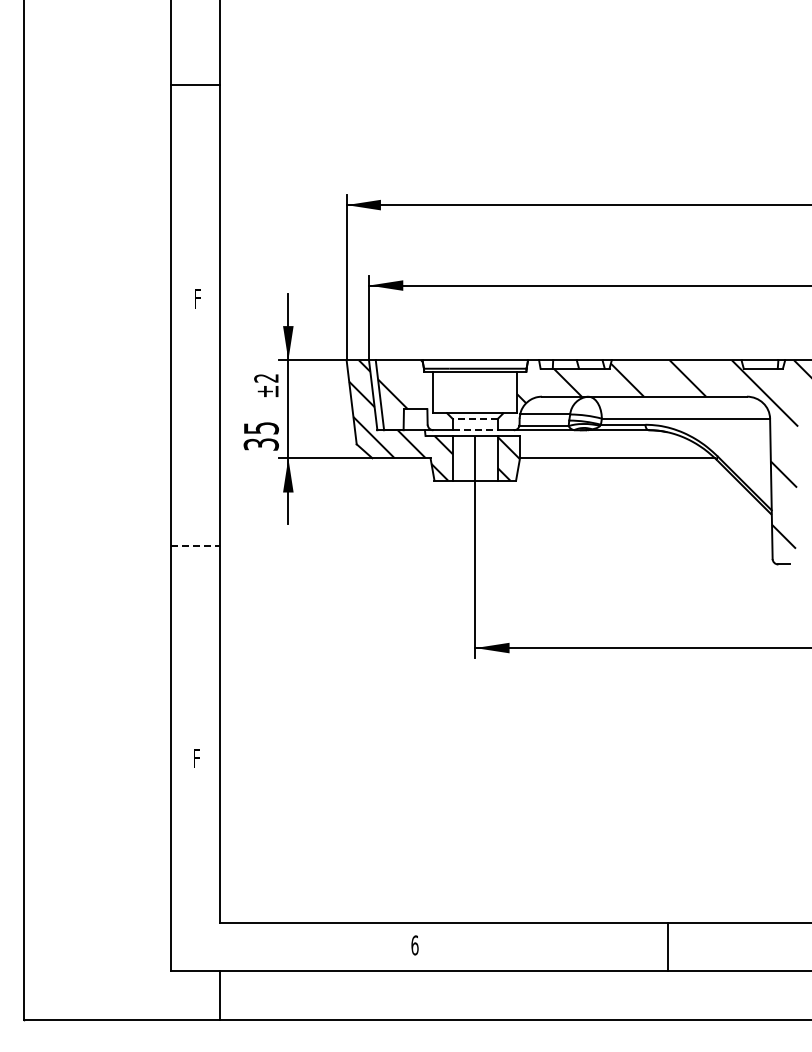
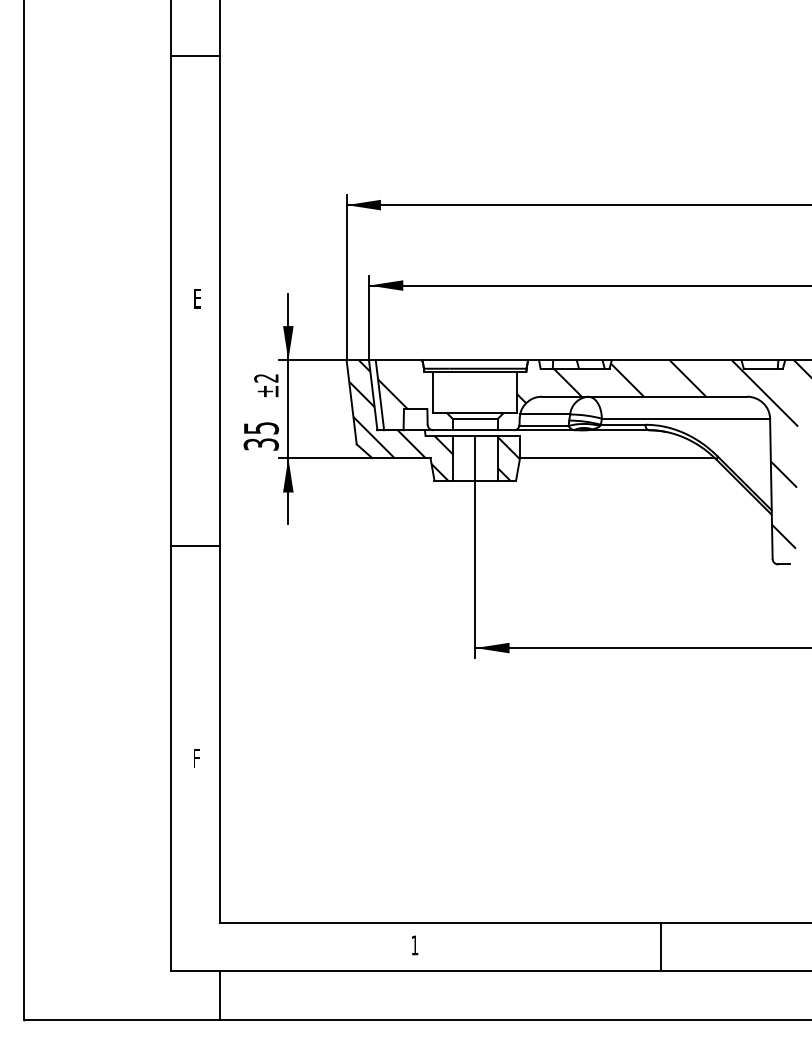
line position: (195, 85) -> (195, 56) (195, 56)
text: F -> E (197, 298)
line: dashed -> solid (474, 419)
line: dashed -> solid (475, 430)
line: dashed -> solid (196, 545)
text: 6 -> 1 (414, 945)
line position: (667, 946) -> (660, 946) (660, 946)
